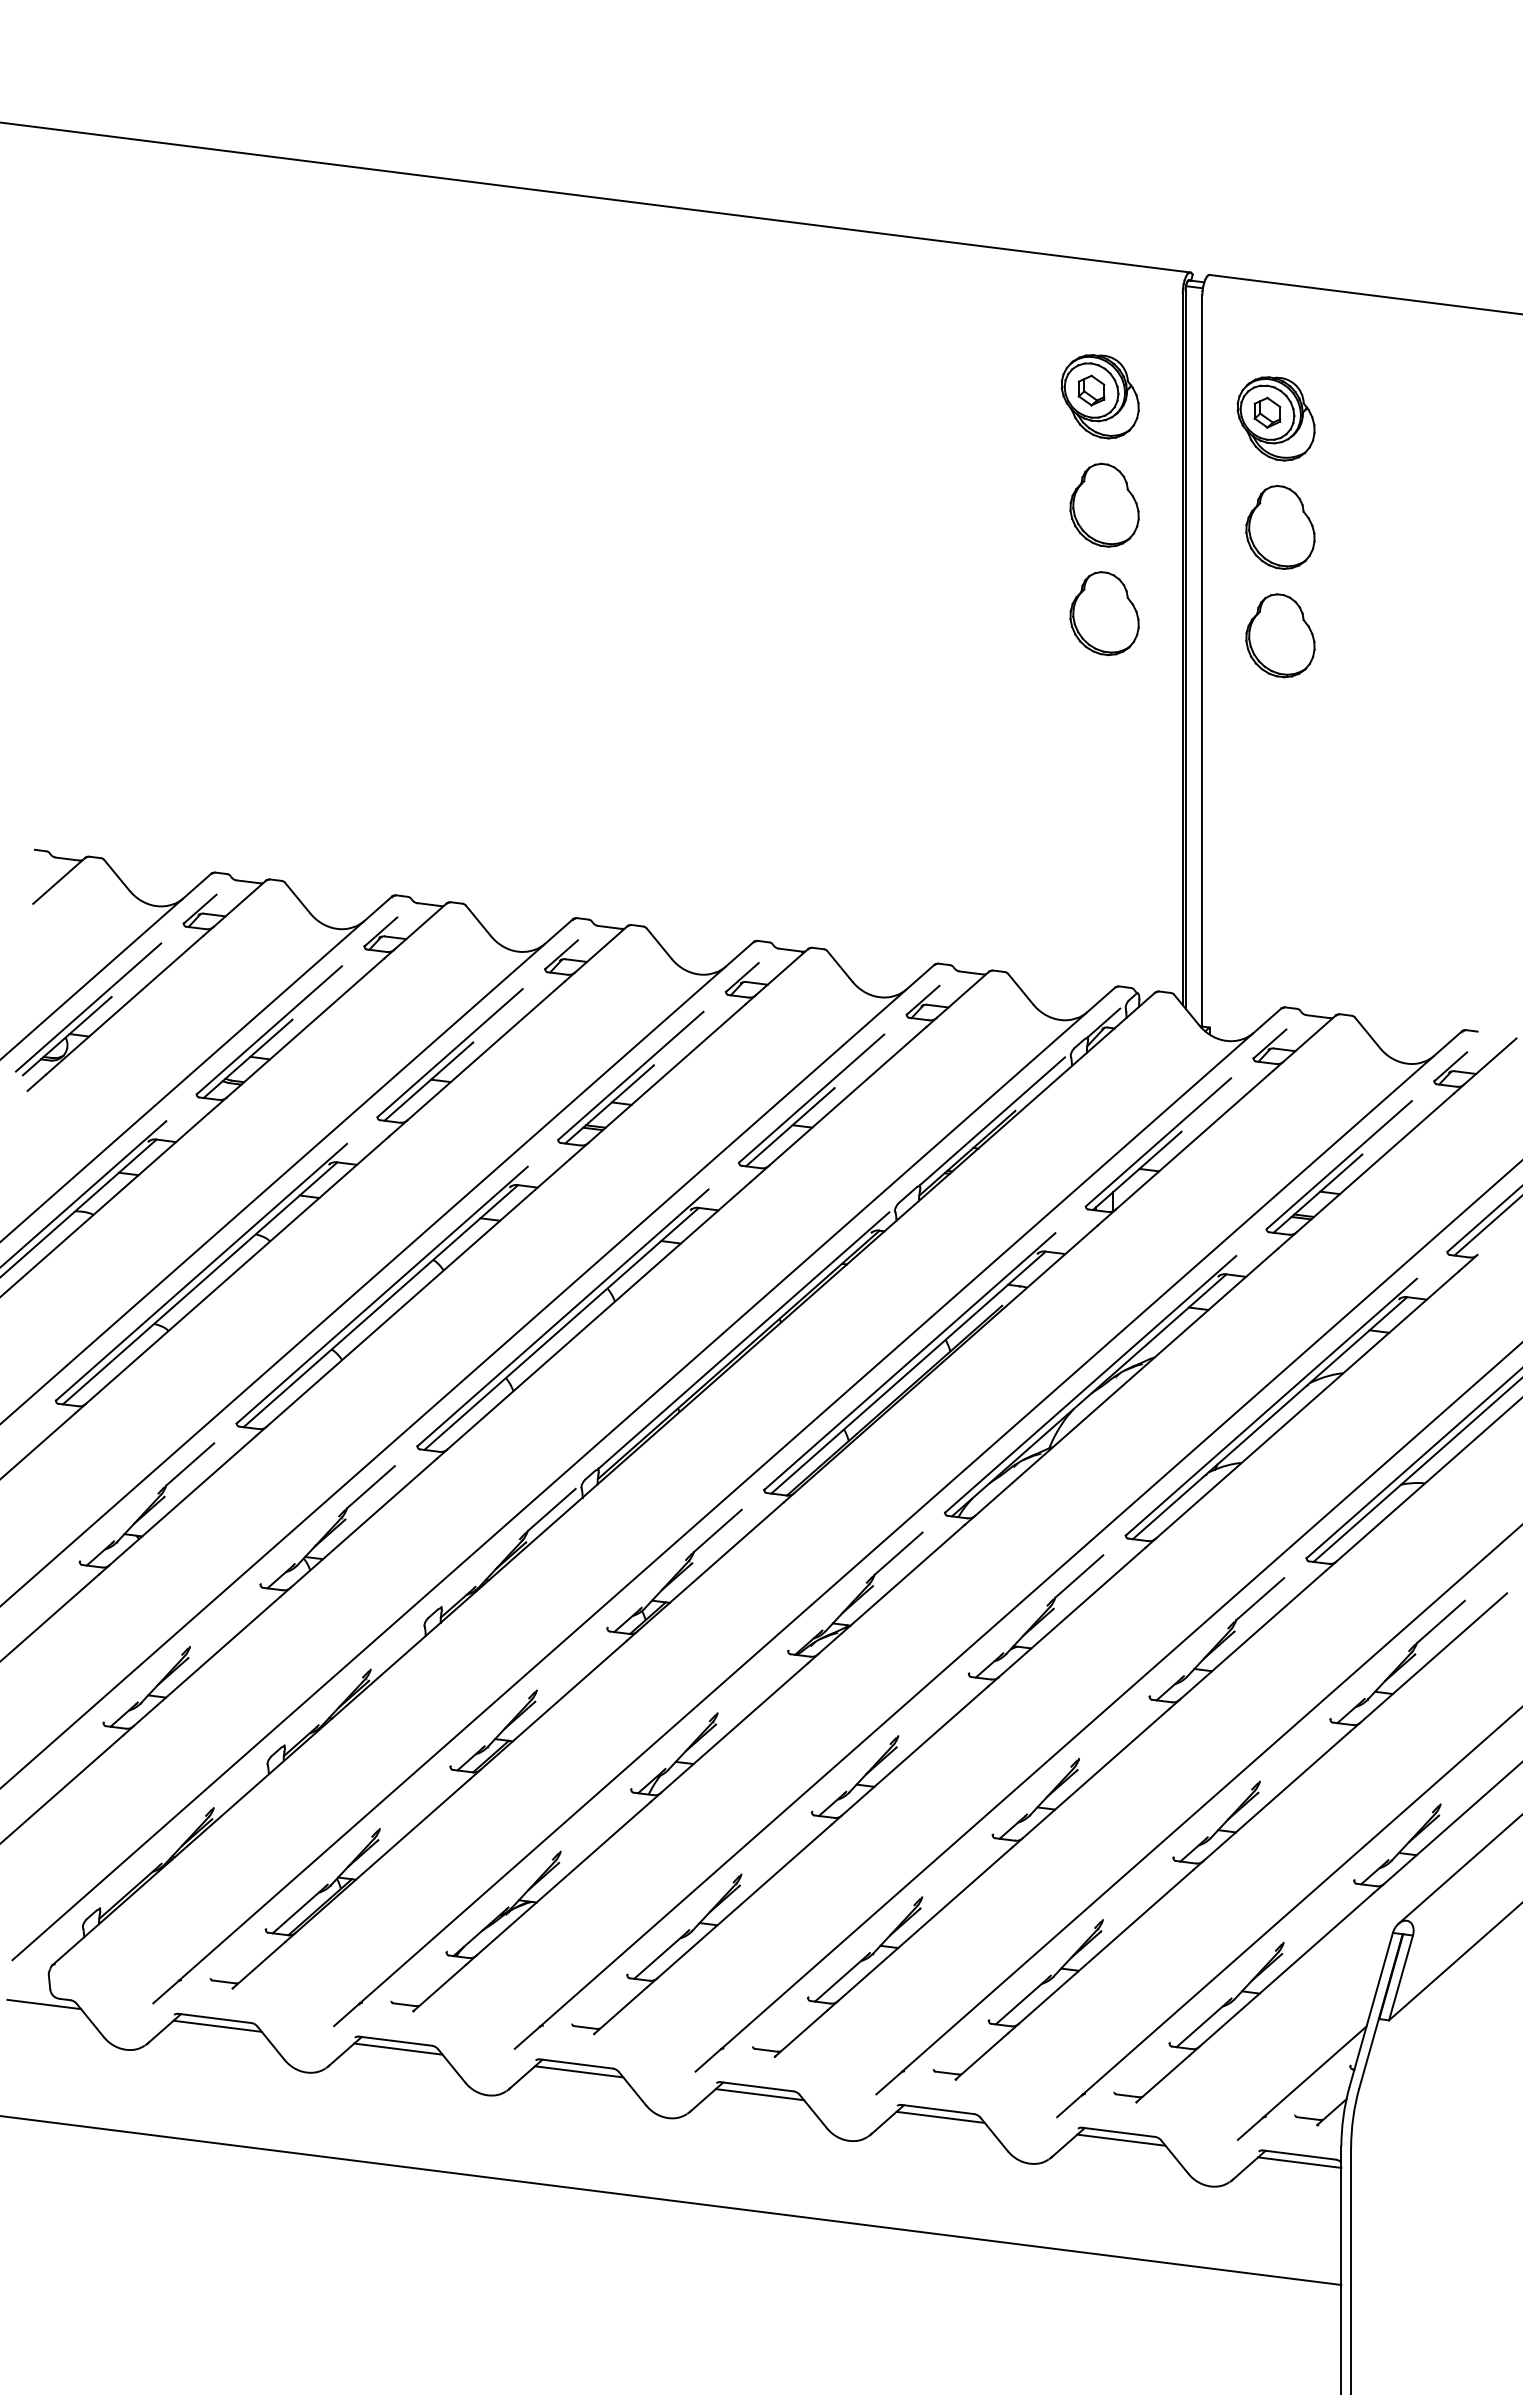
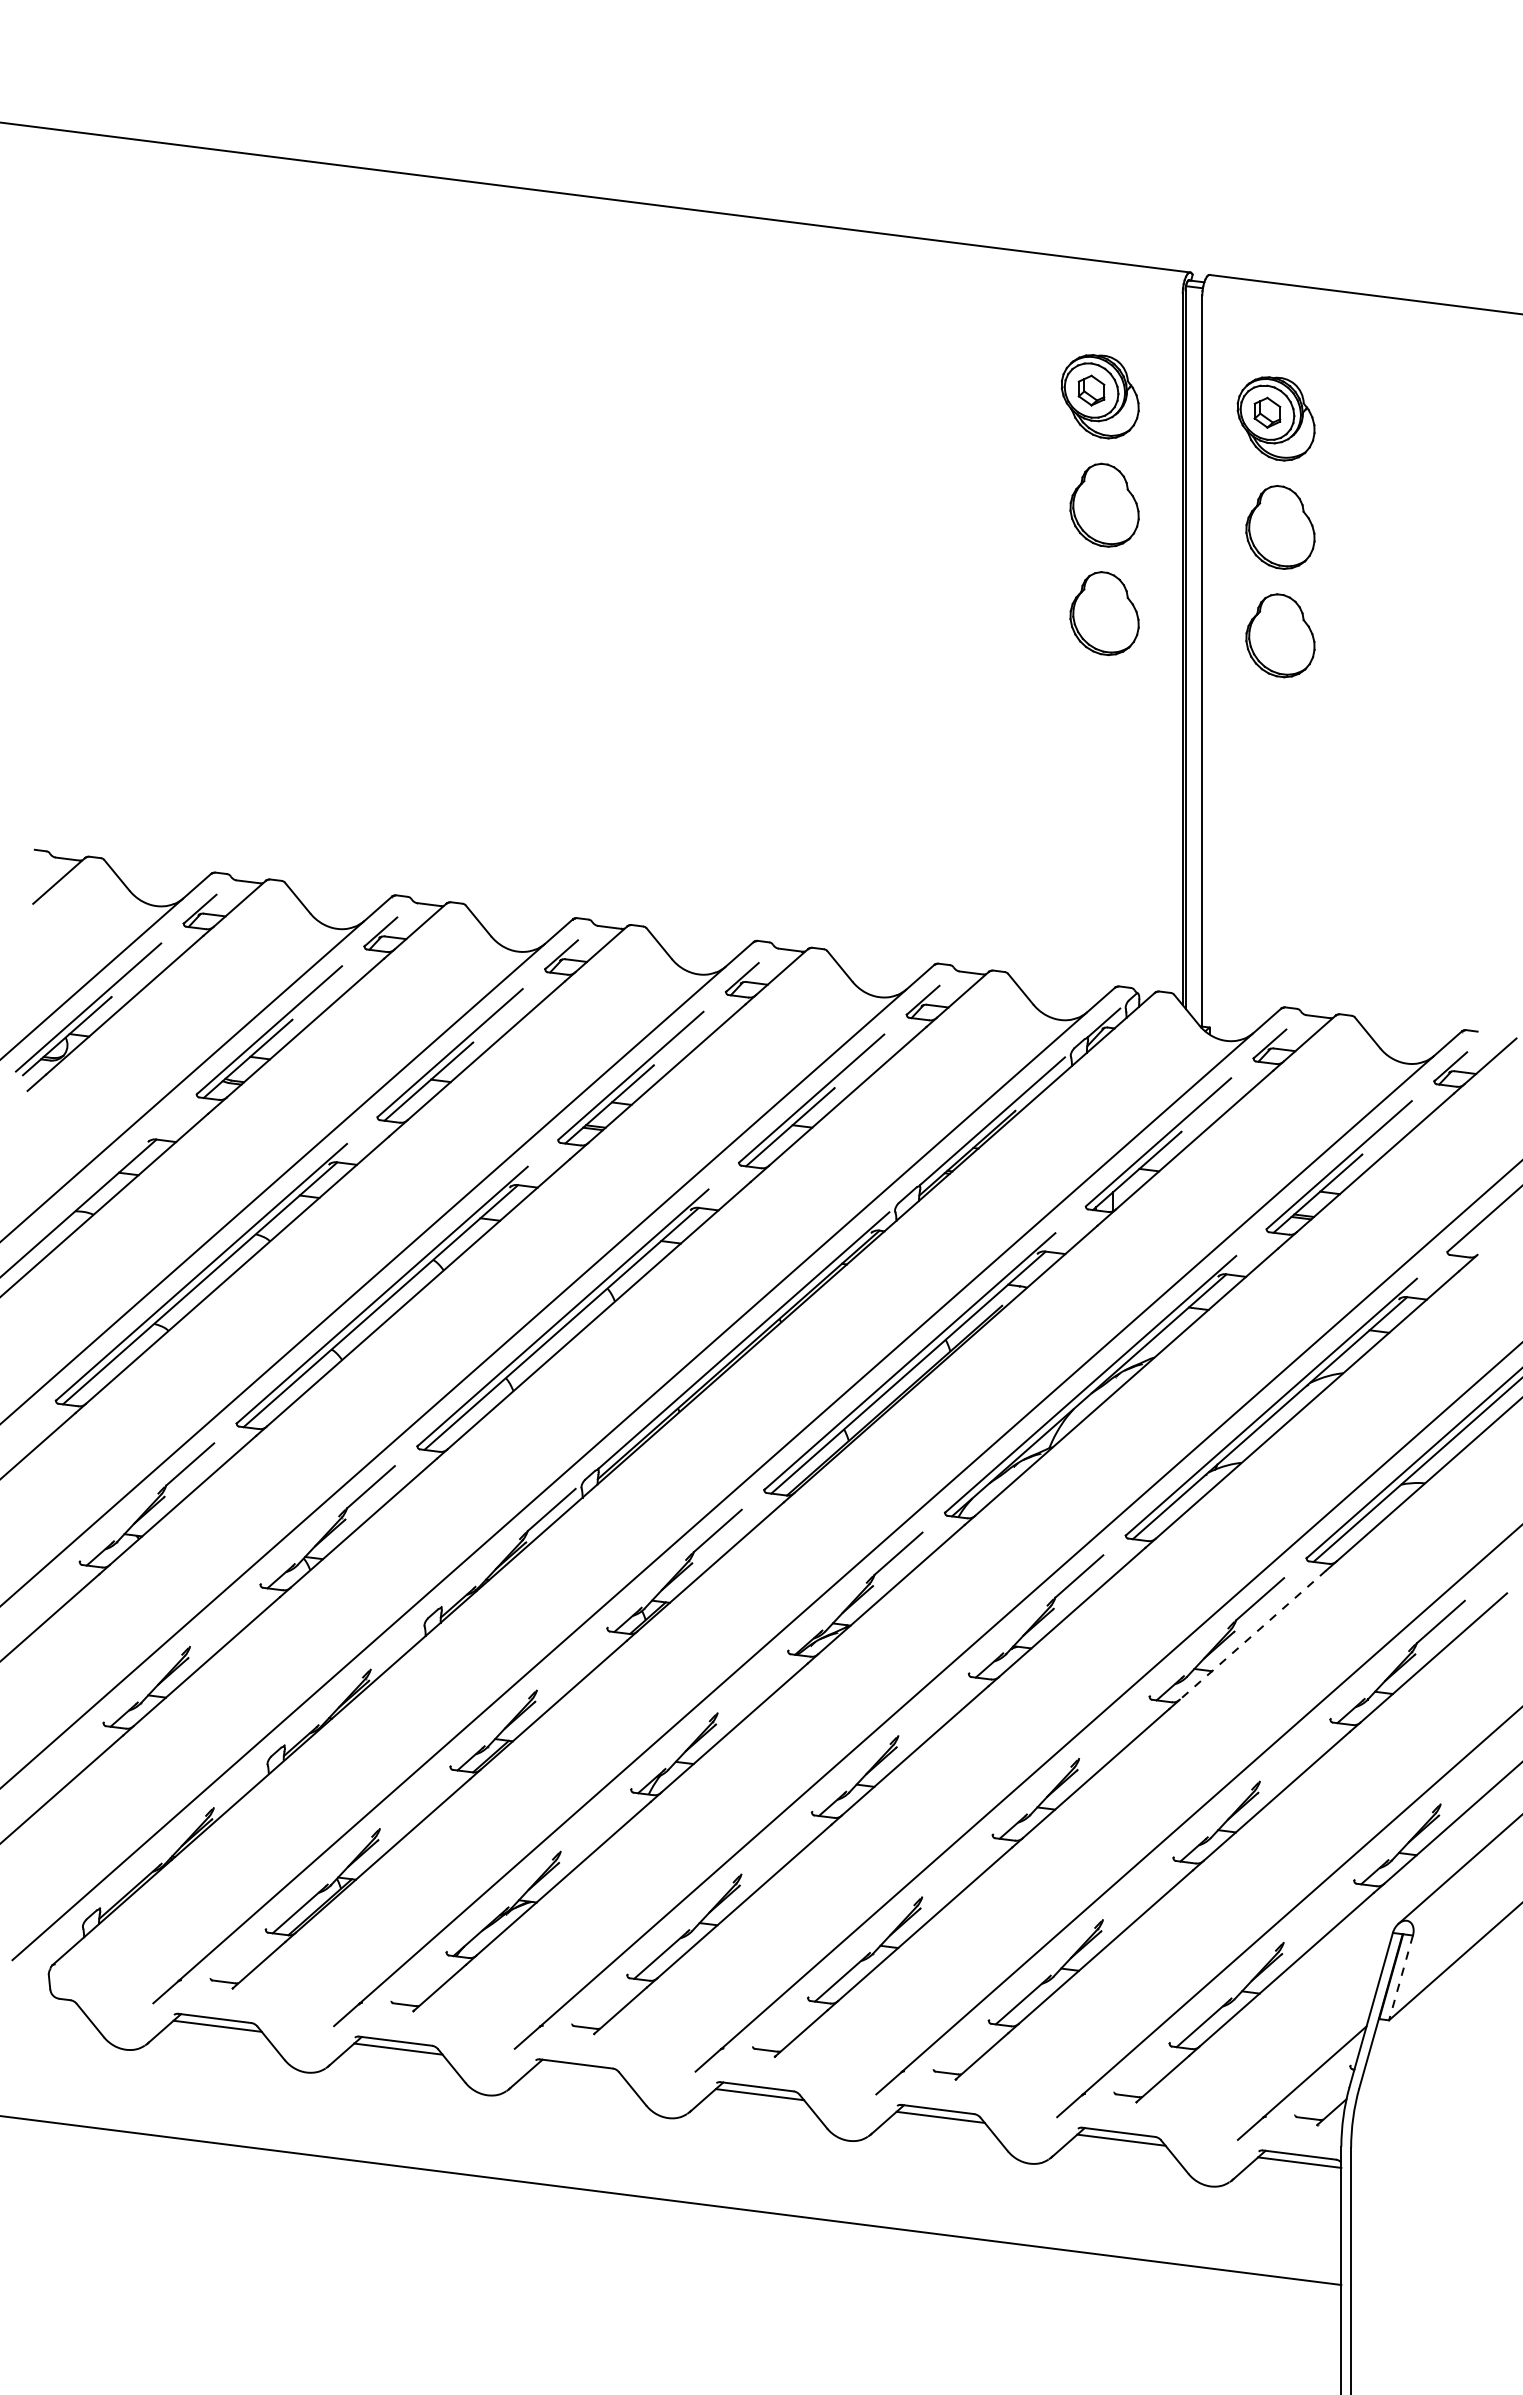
line: present -> none (84, 1193)
line: present -> none (1486, 1226)
line: solid -> dashed (1253, 1635)
line: solid -> dashed (1400, 1978)
line: present -> none (44, 2004)
line: present -> none (579, 2071)
